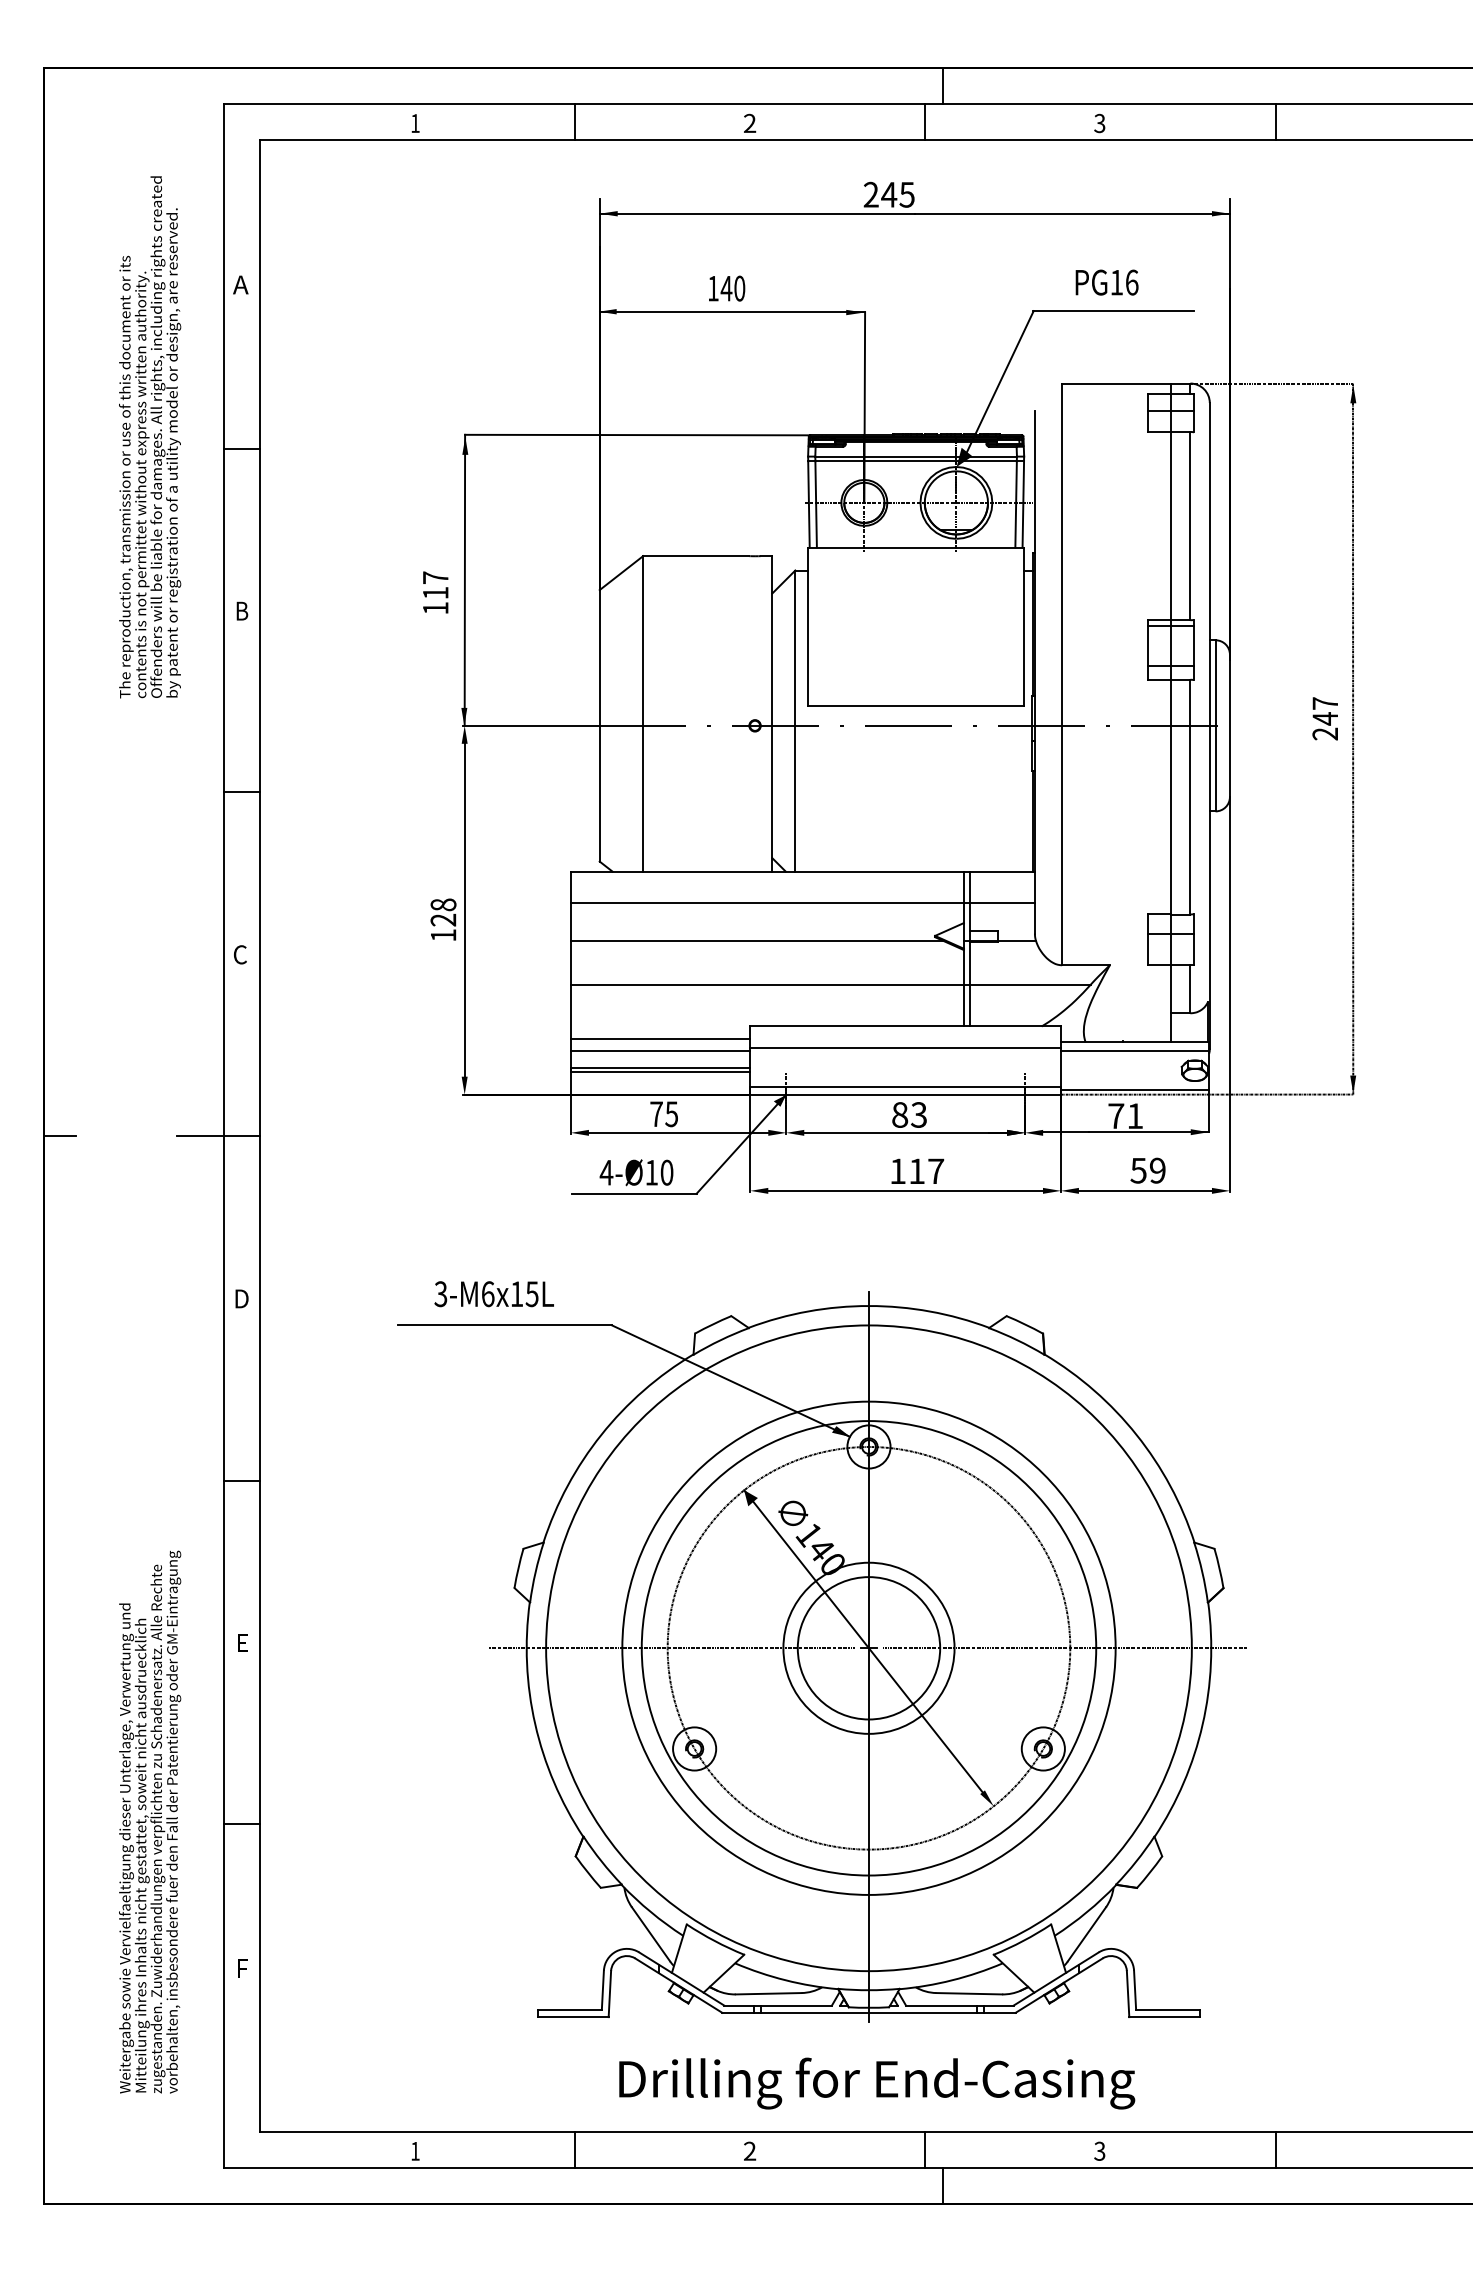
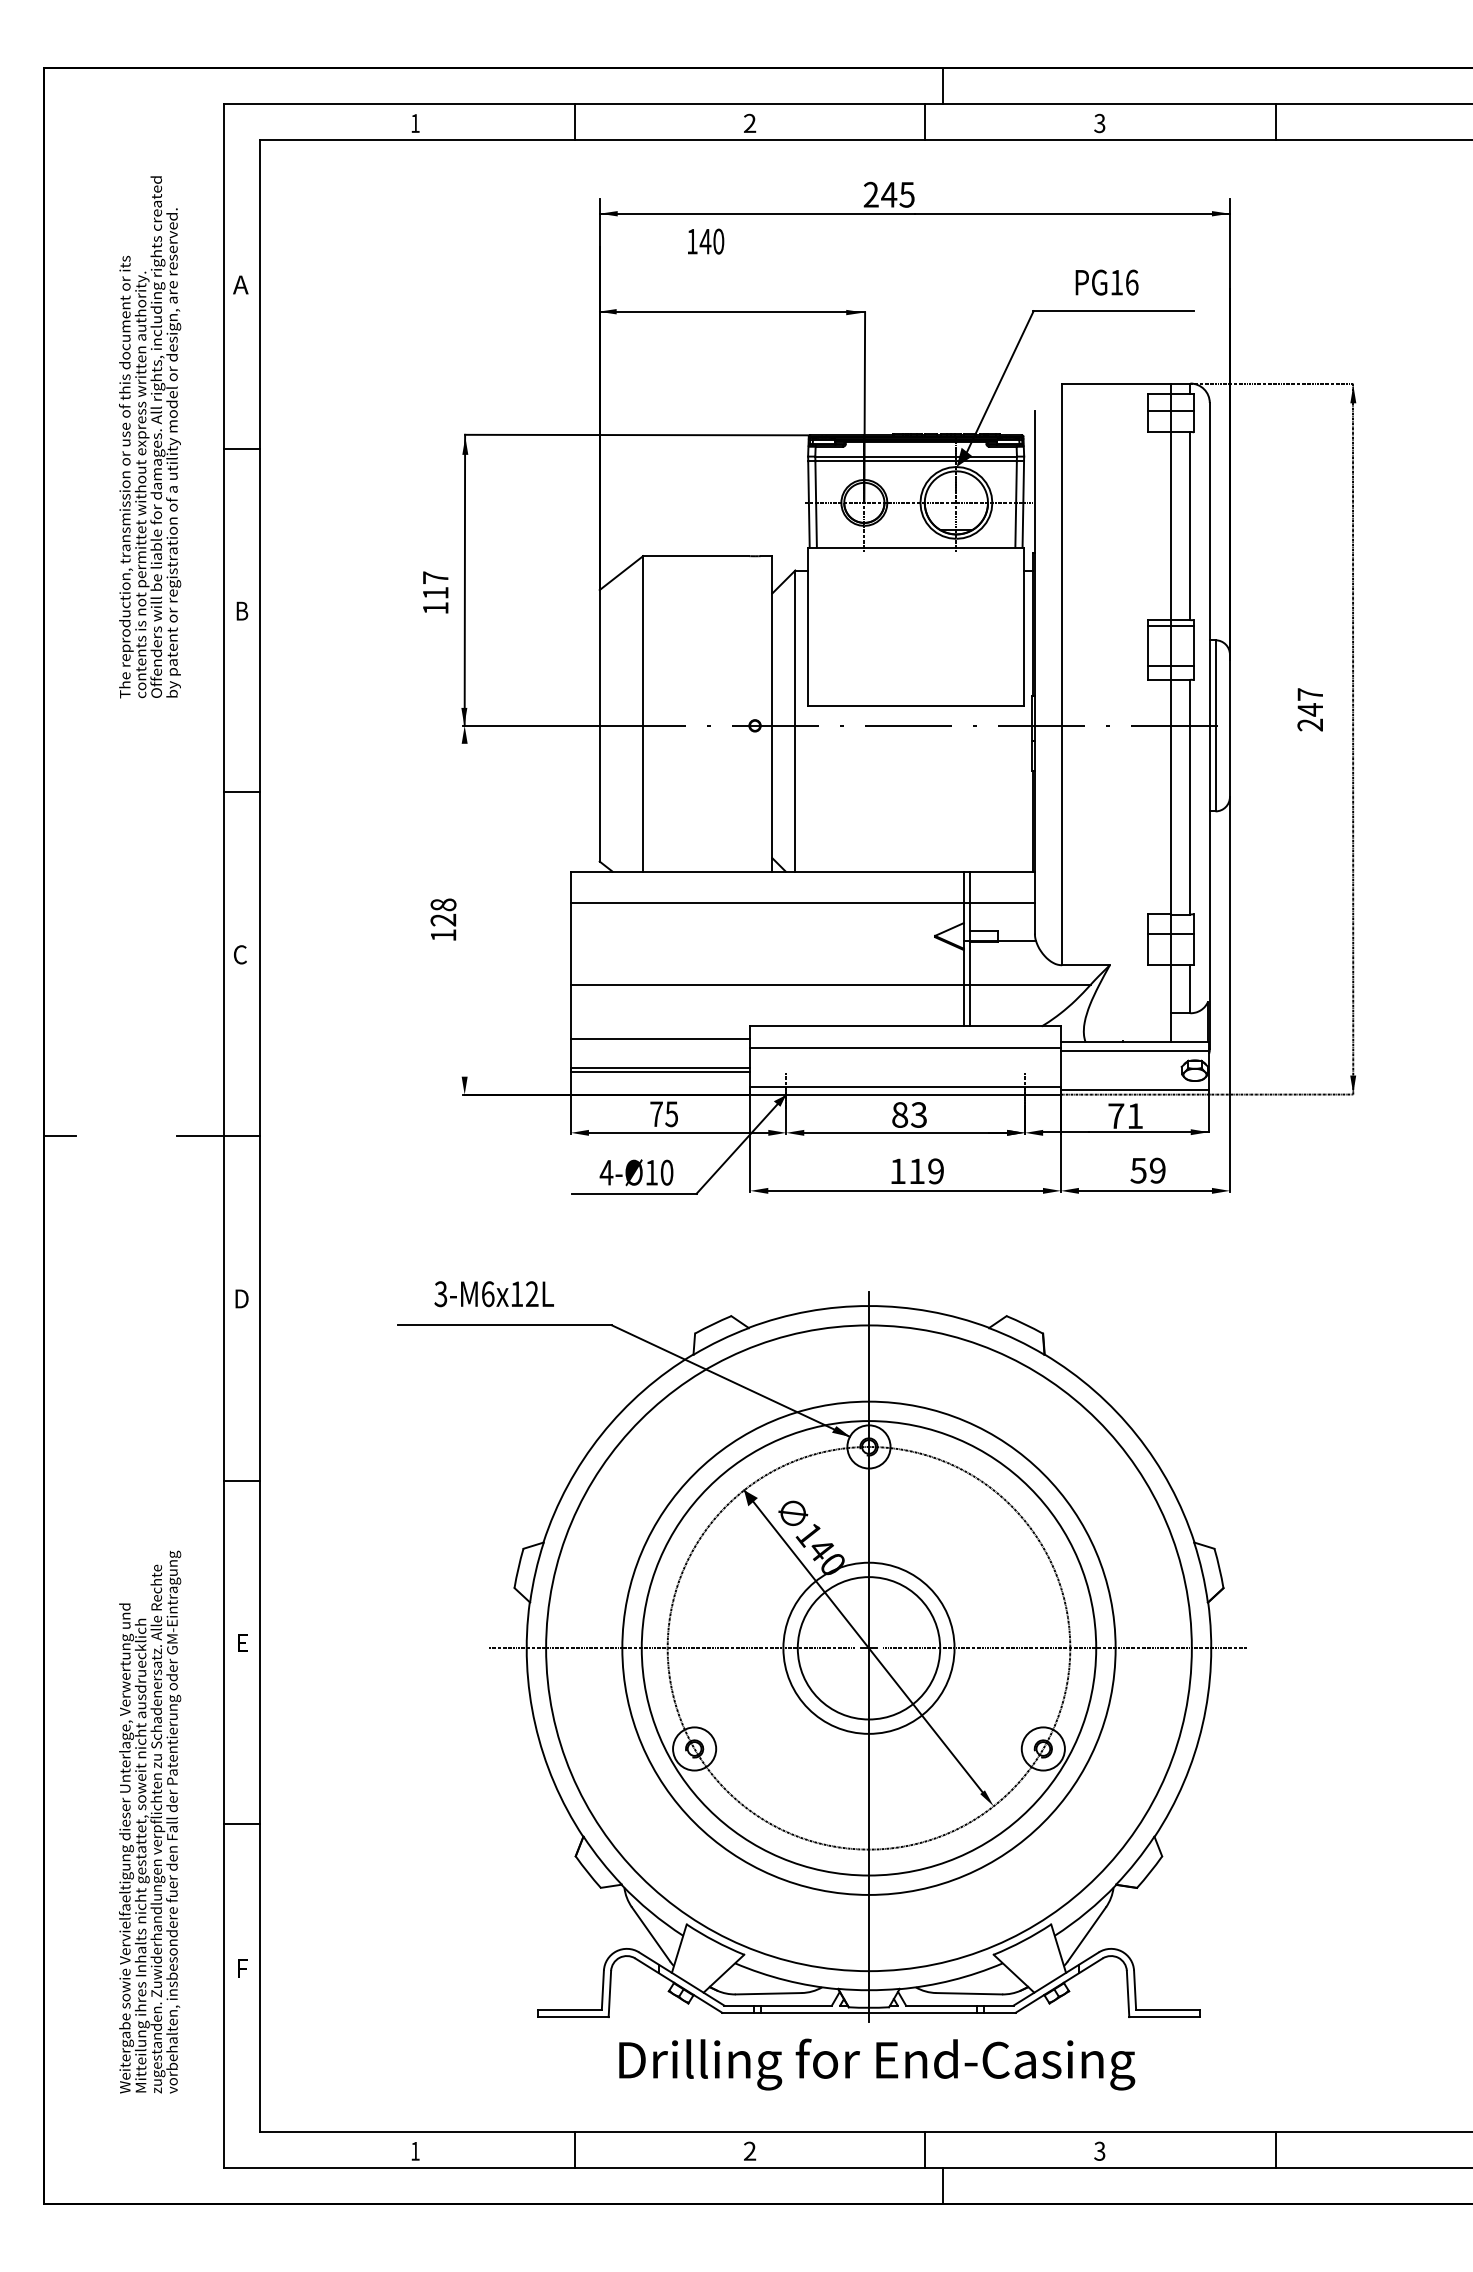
text position: (727, 288) -> (706, 241) (706, 241)
text position: (1324, 718) -> (1309, 709) (1309, 709)
line: present -> none (464, 909)
line: present -> none (756, 940)
line: present -> none (660, 1051)
text: 117 -> 119 (936, 1171)
text: 3-M6x15L -> 3-M6x12L (531, 1294)
text position: (877, 2083) -> (877, 2064) (877, 2064)
